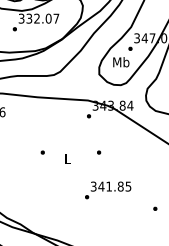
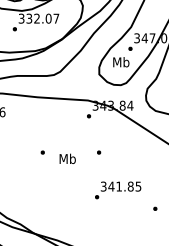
text: L -> Mb (67, 158)
text position: (108, 190) -> (118, 190) (118, 190)
